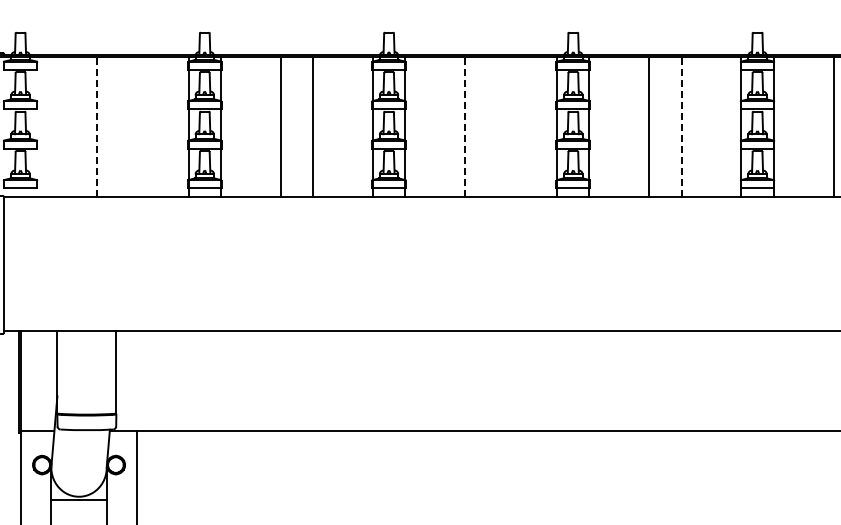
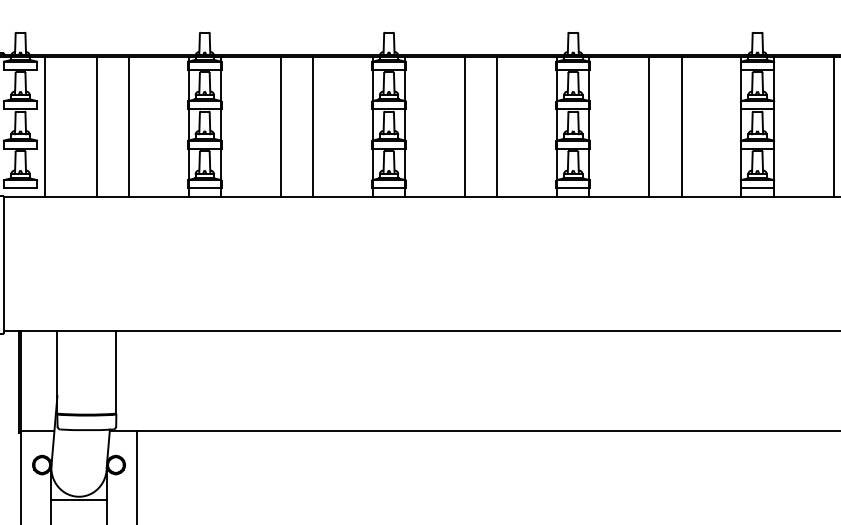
line: none -> present (44, 126)
line: none -> present (128, 126)
line: none -> present (497, 126)
line: dashed -> solid (96, 127)
line: dashed -> solid (465, 127)
line: dashed -> solid (681, 127)
